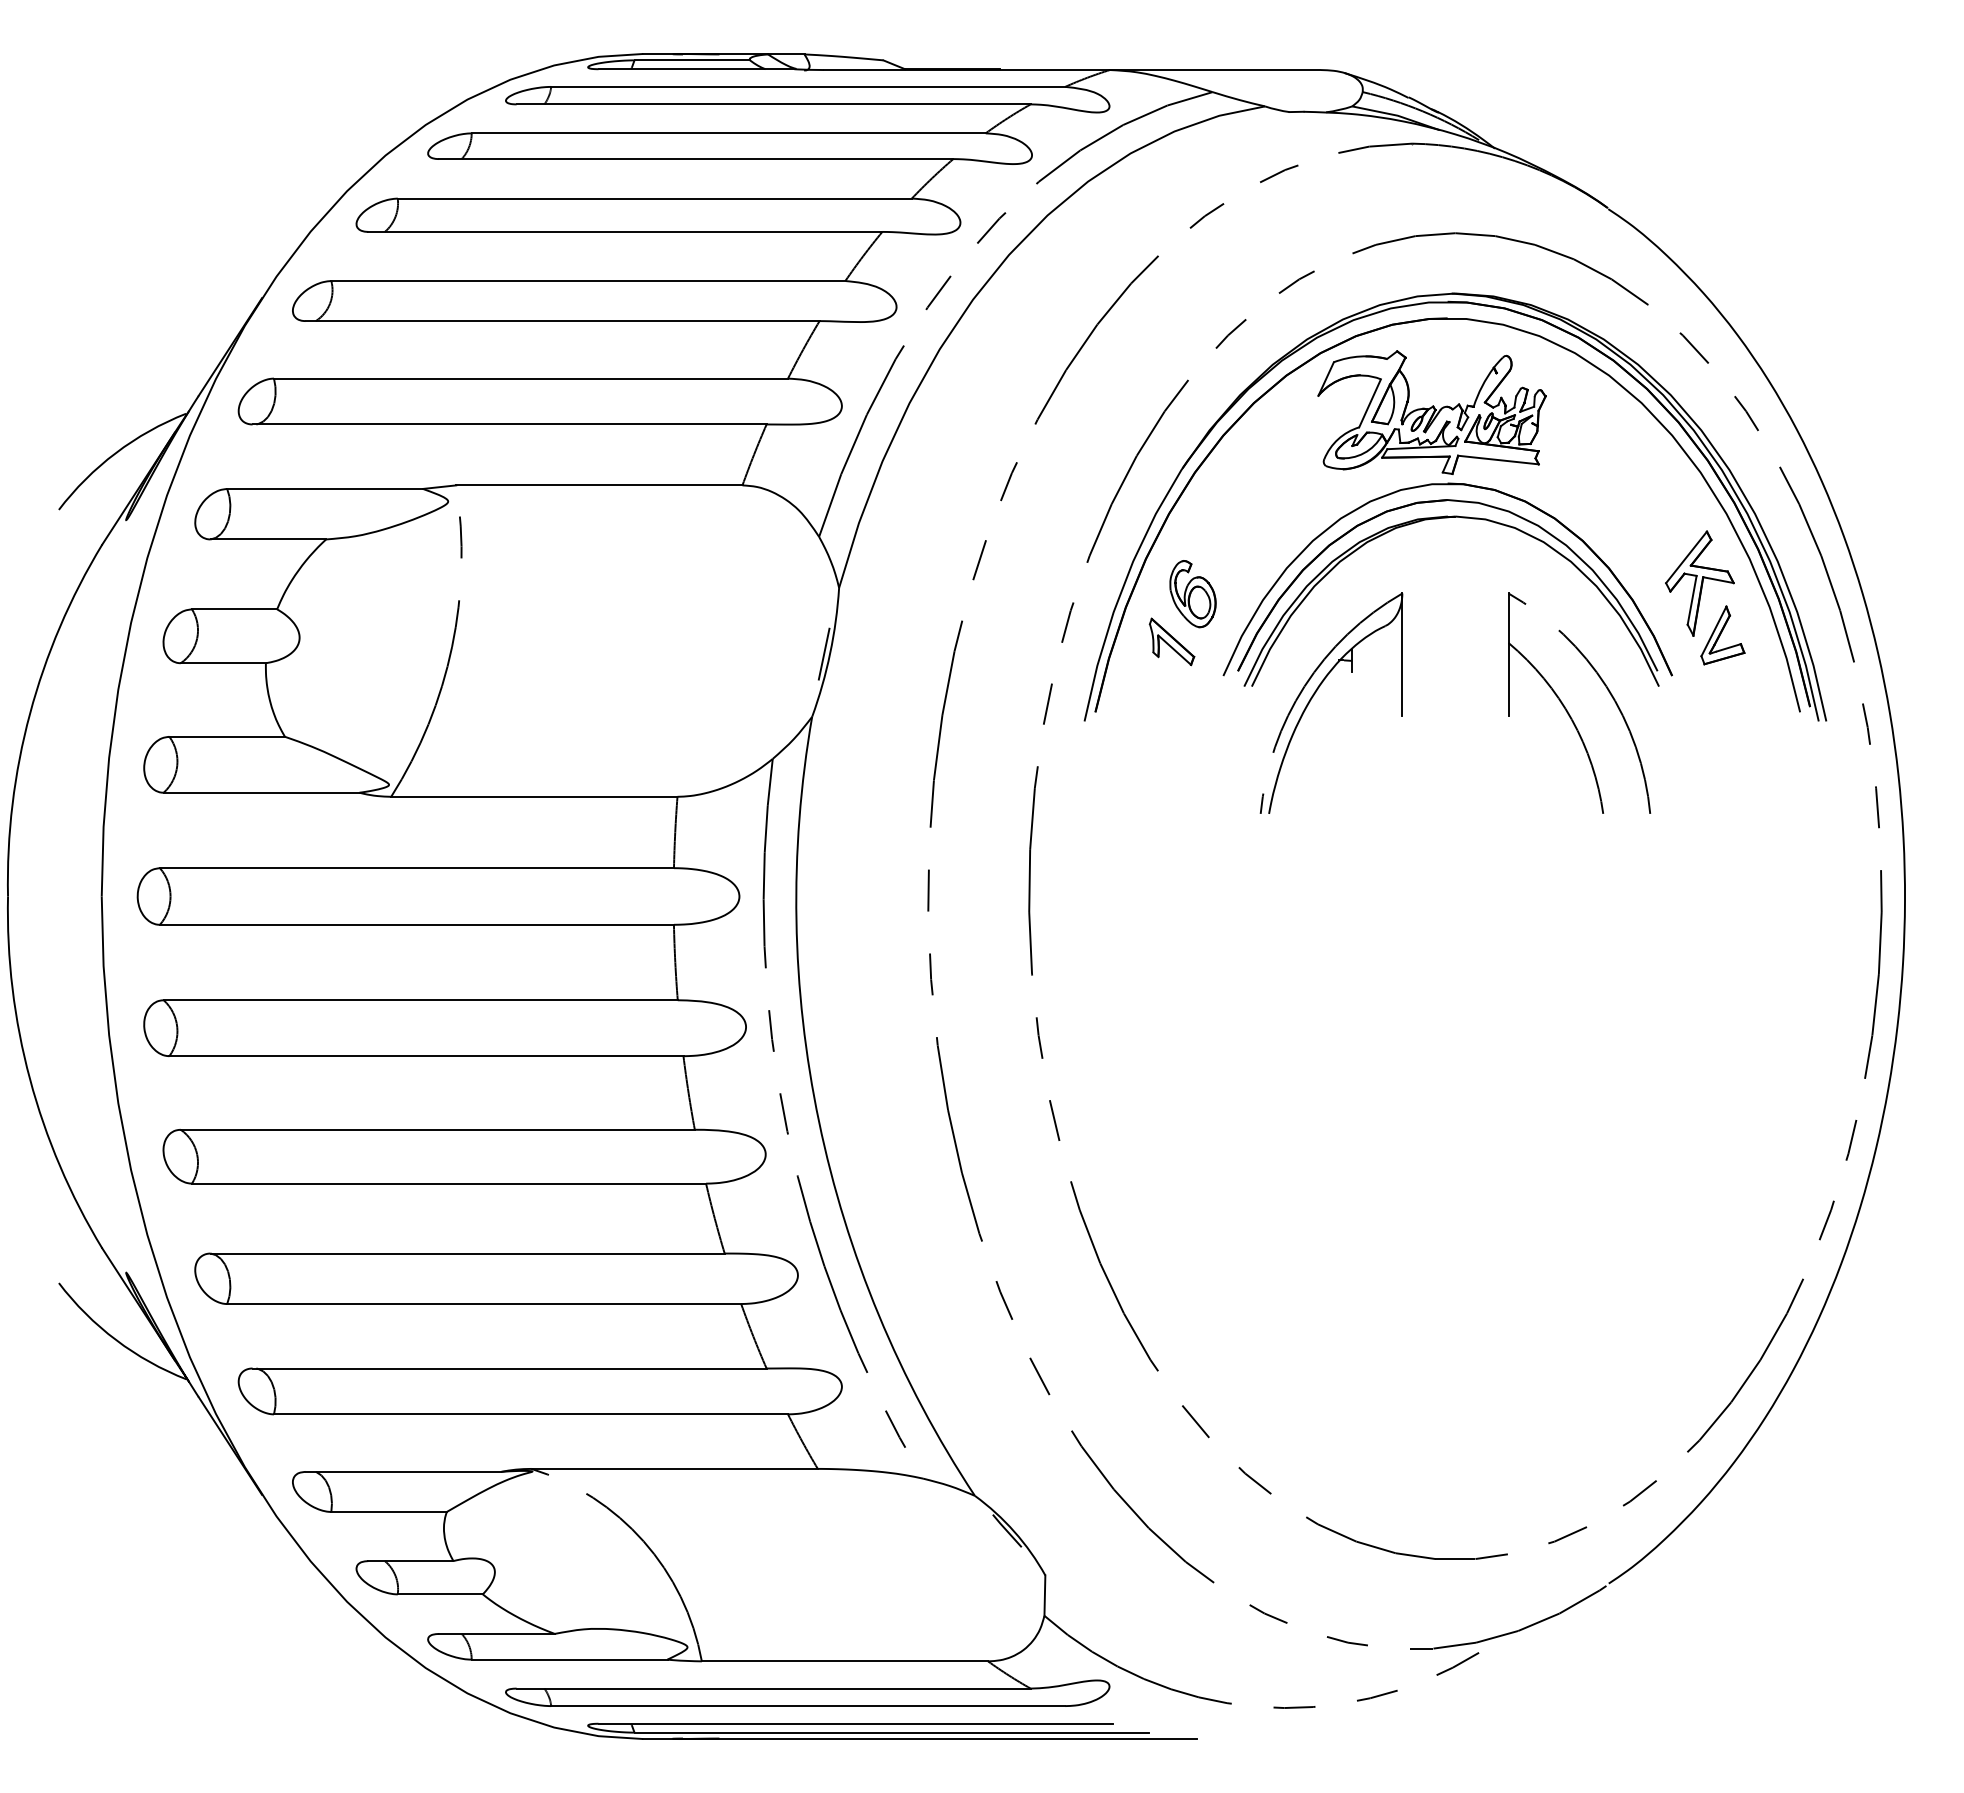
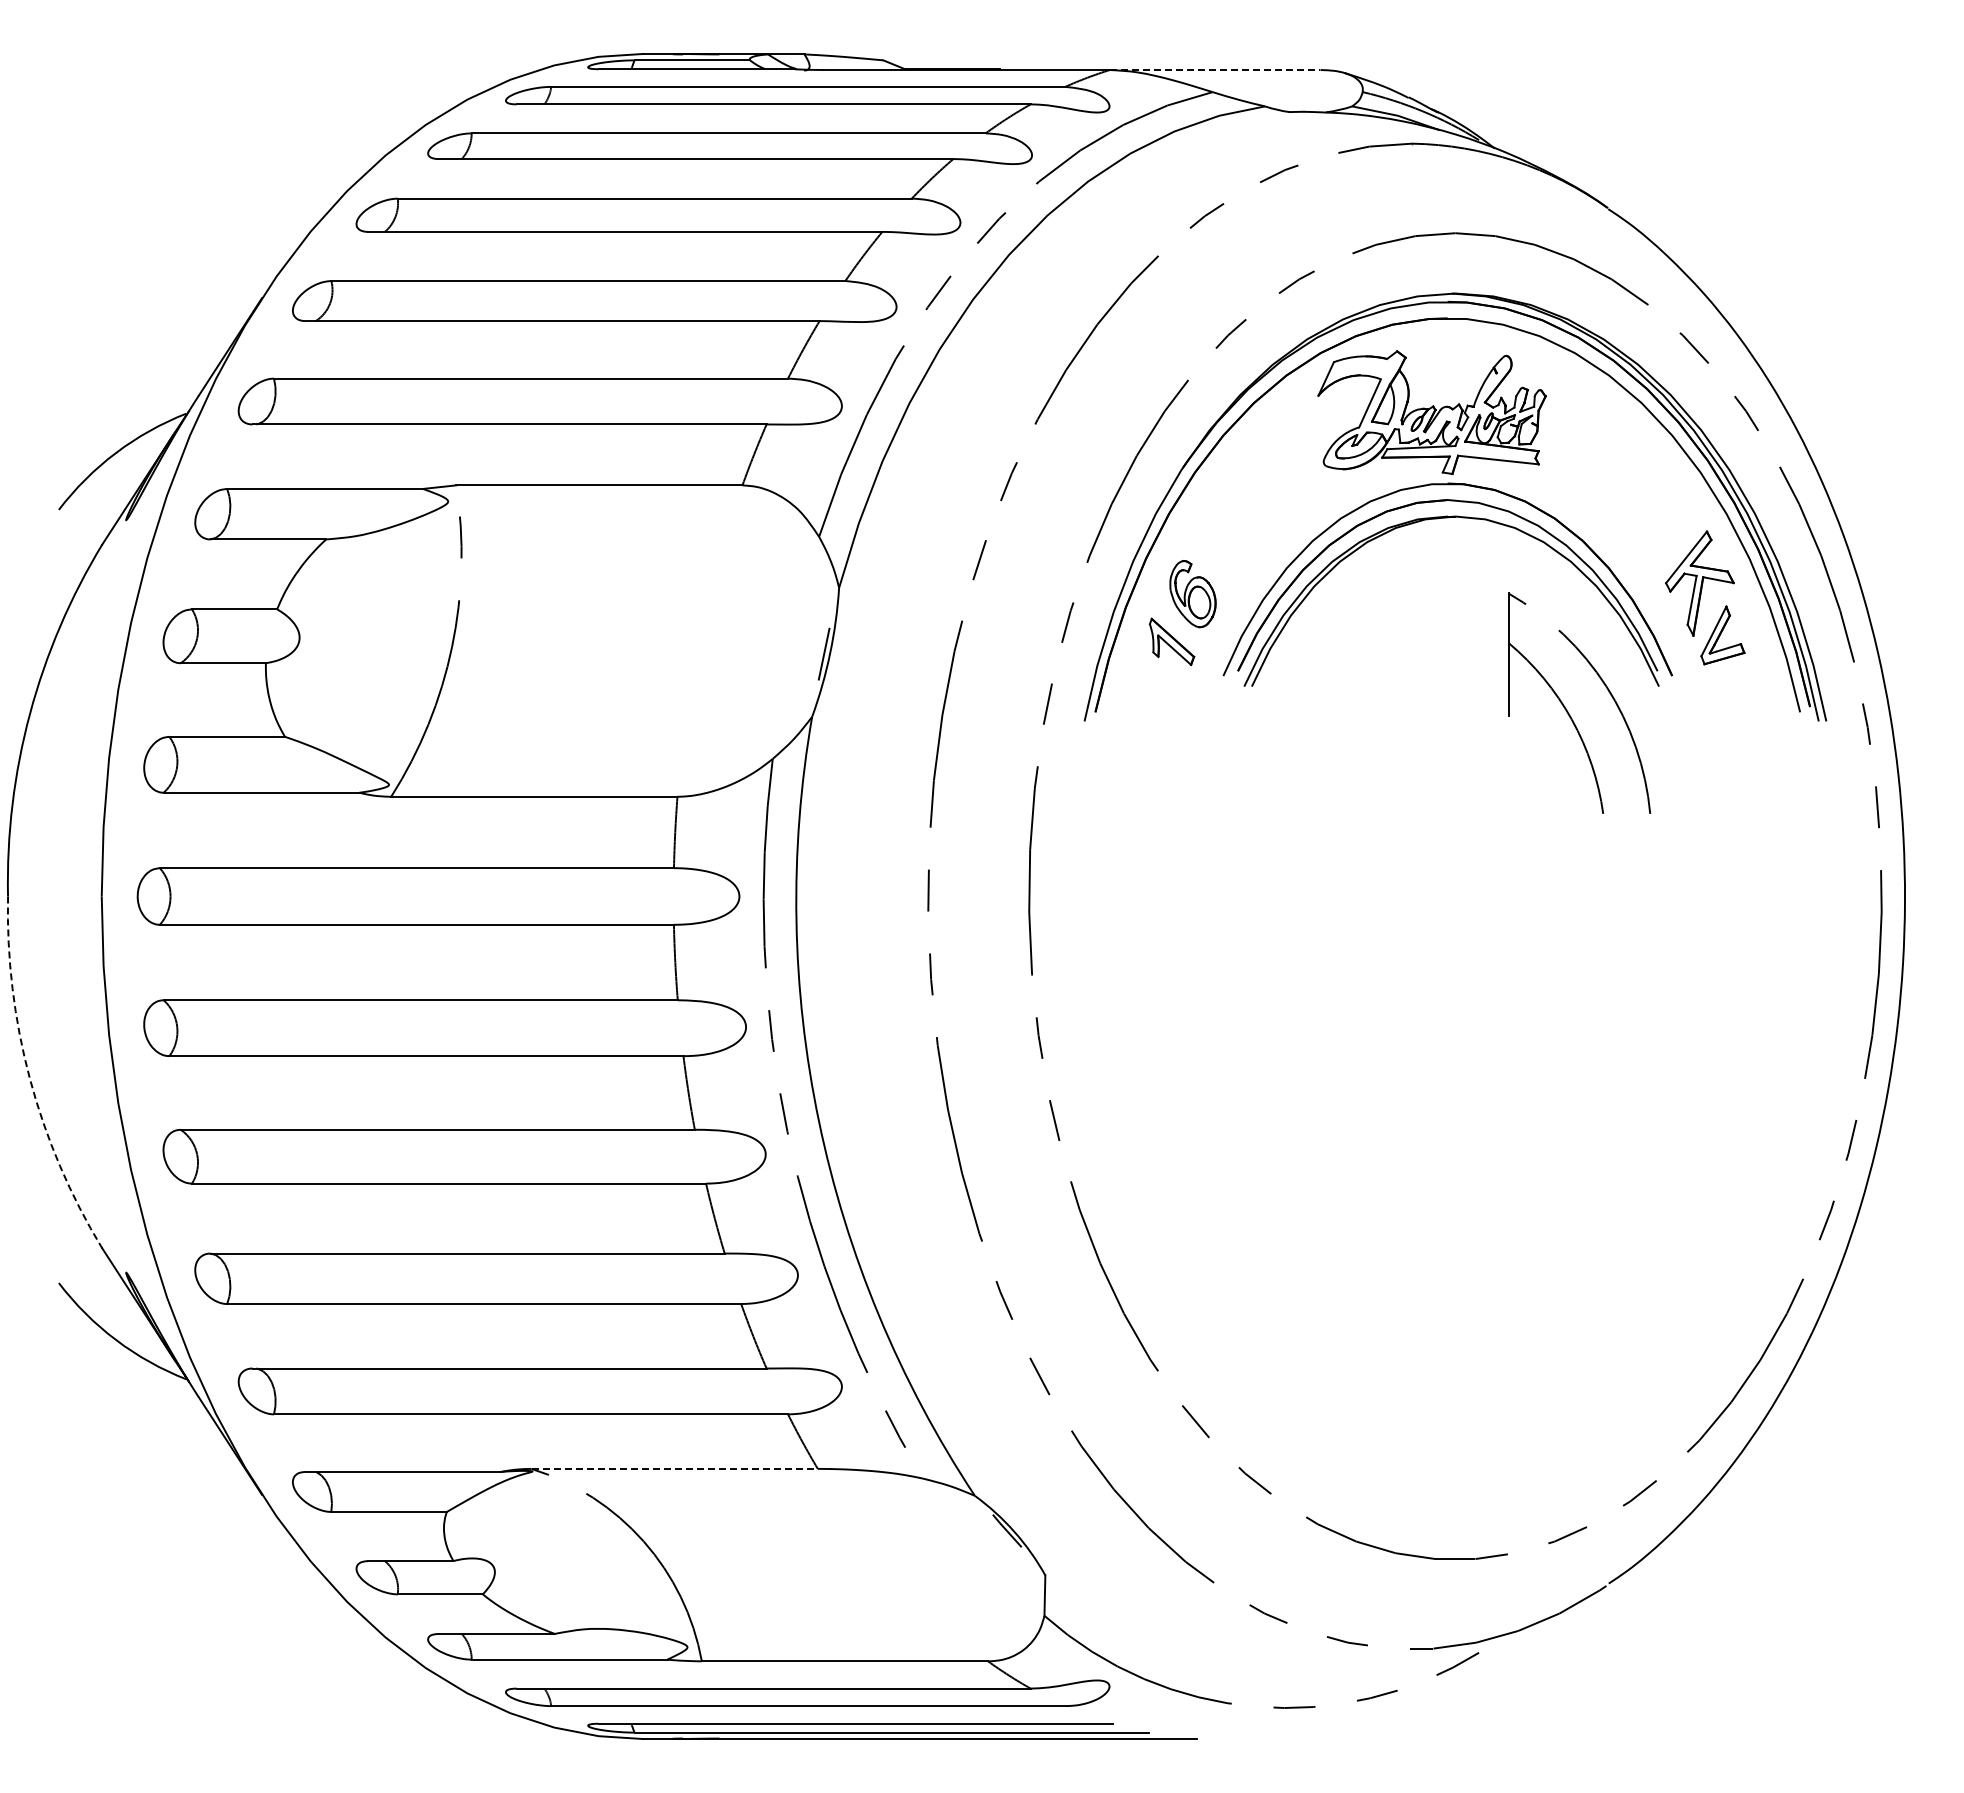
line: solid -> dashed (1215, 70)
part: present -> none (1316, 692)
arc: solid -> dashed (30, 1079)
line: solid -> dashed (675, 1468)
